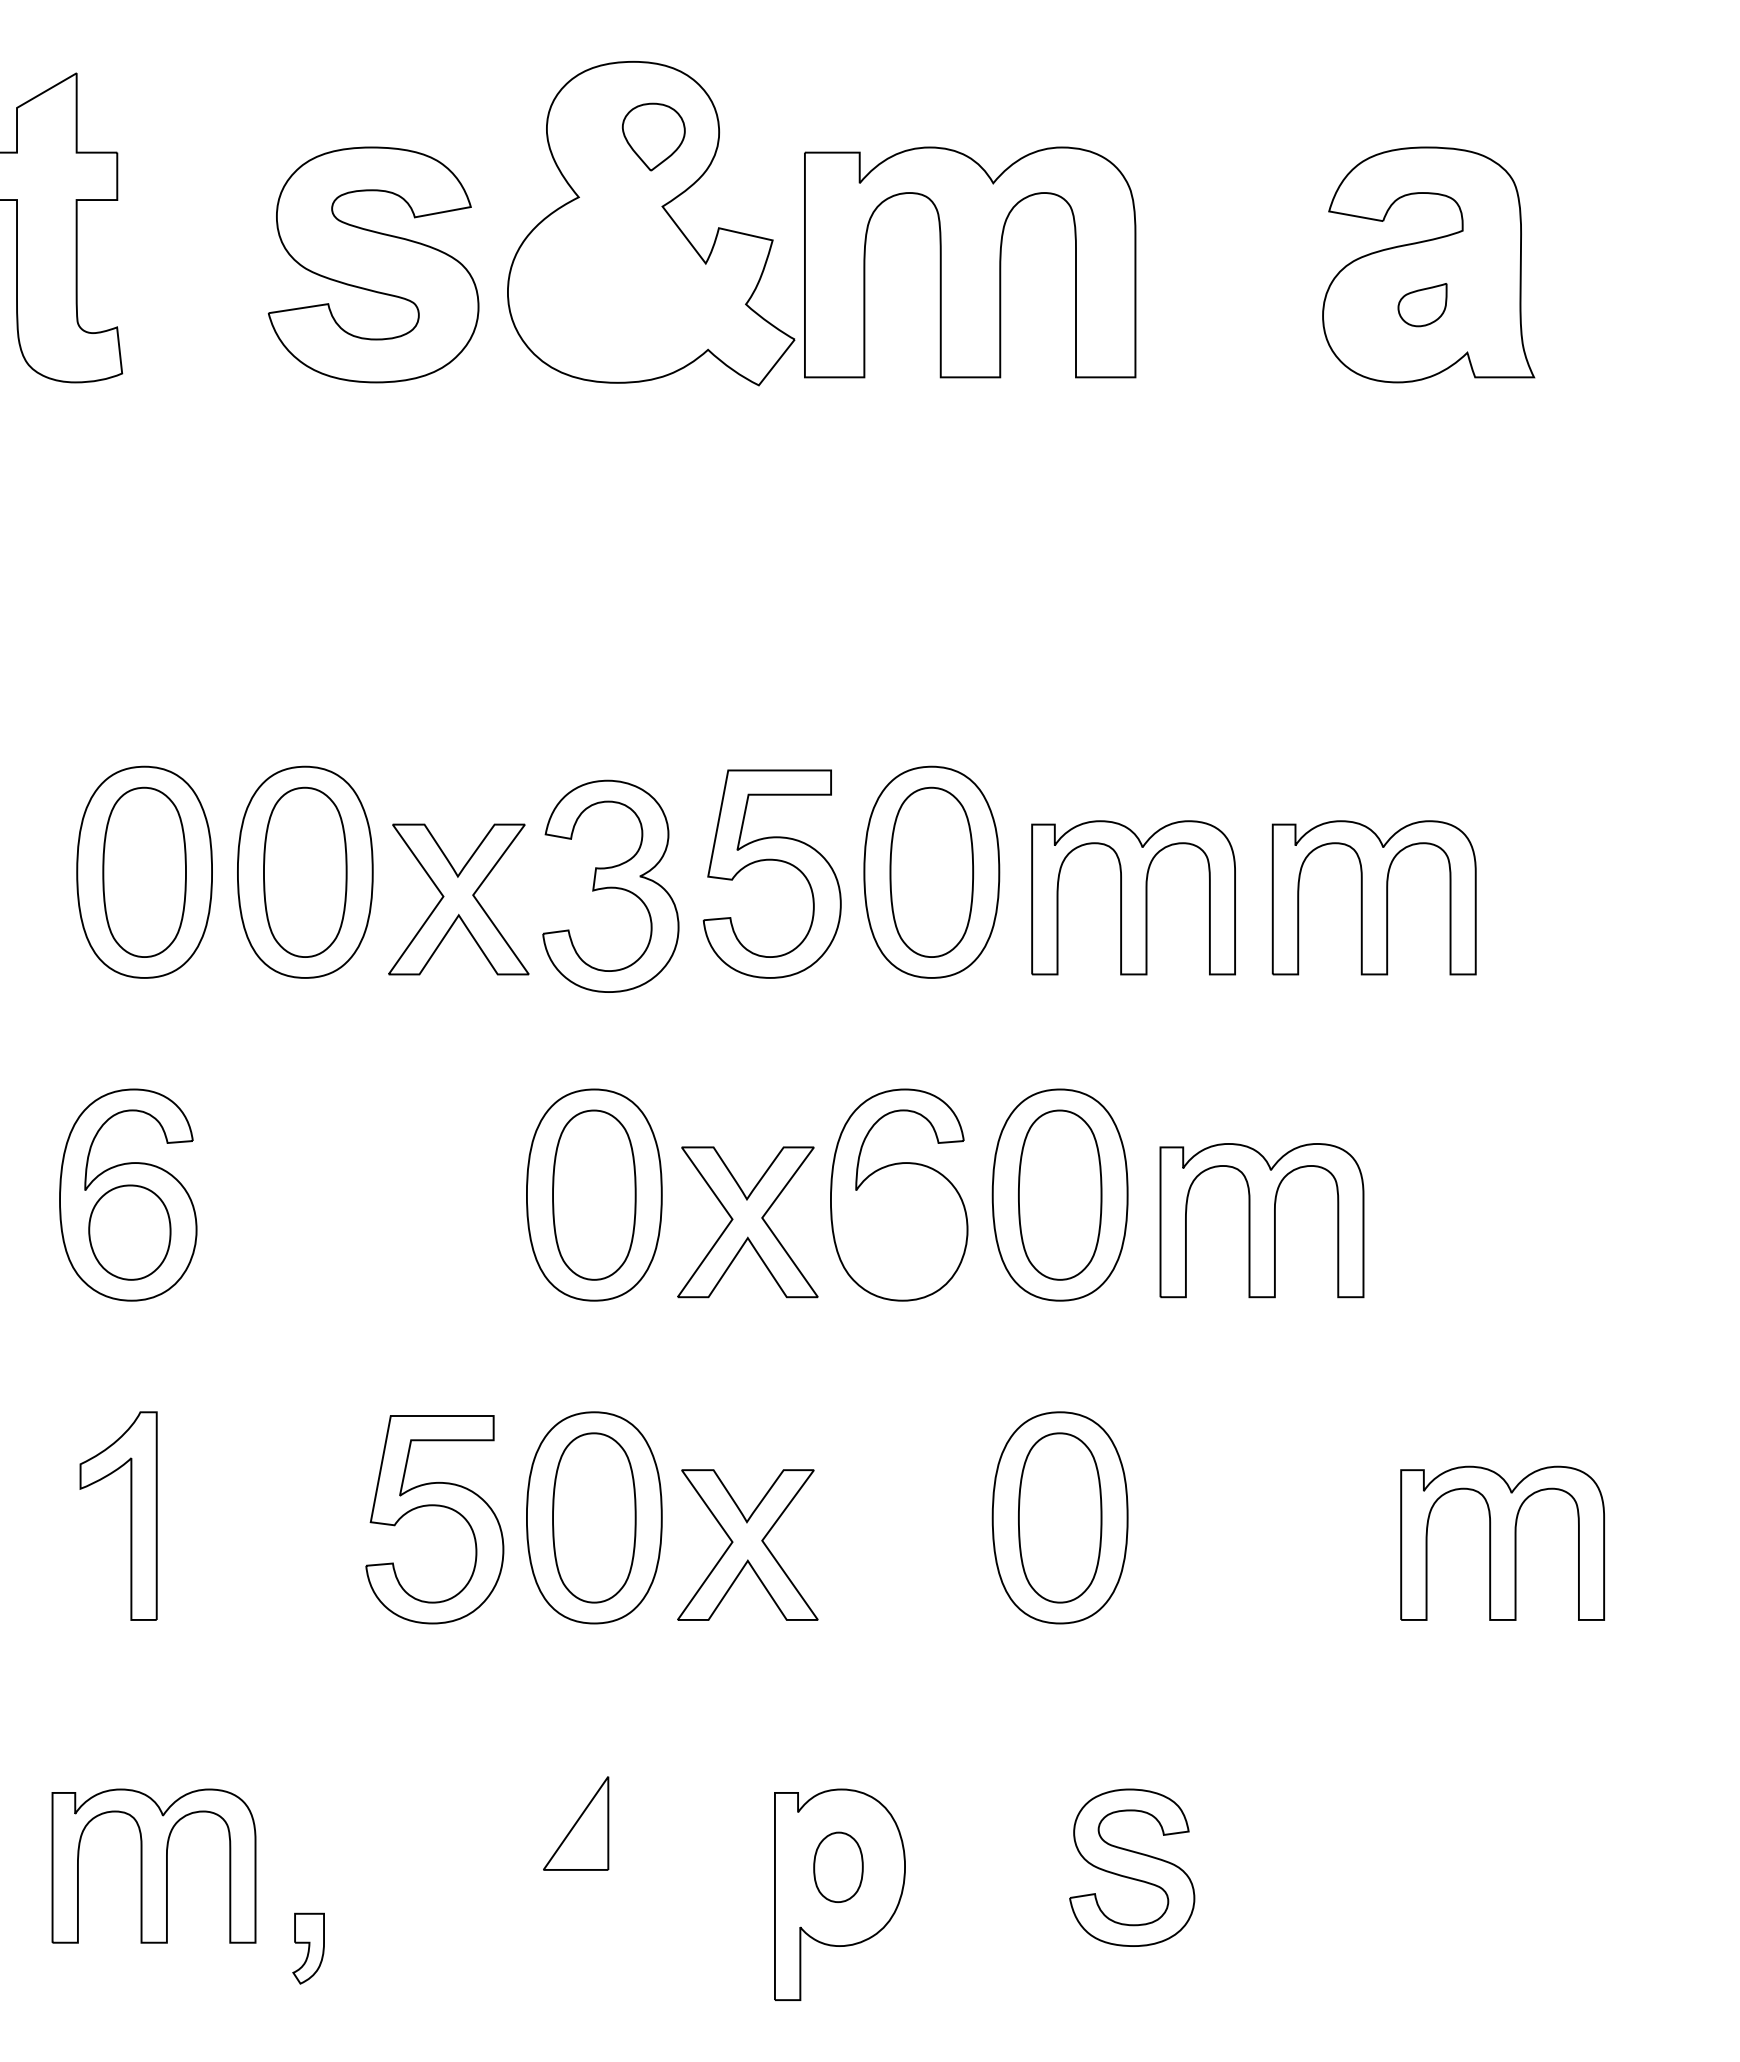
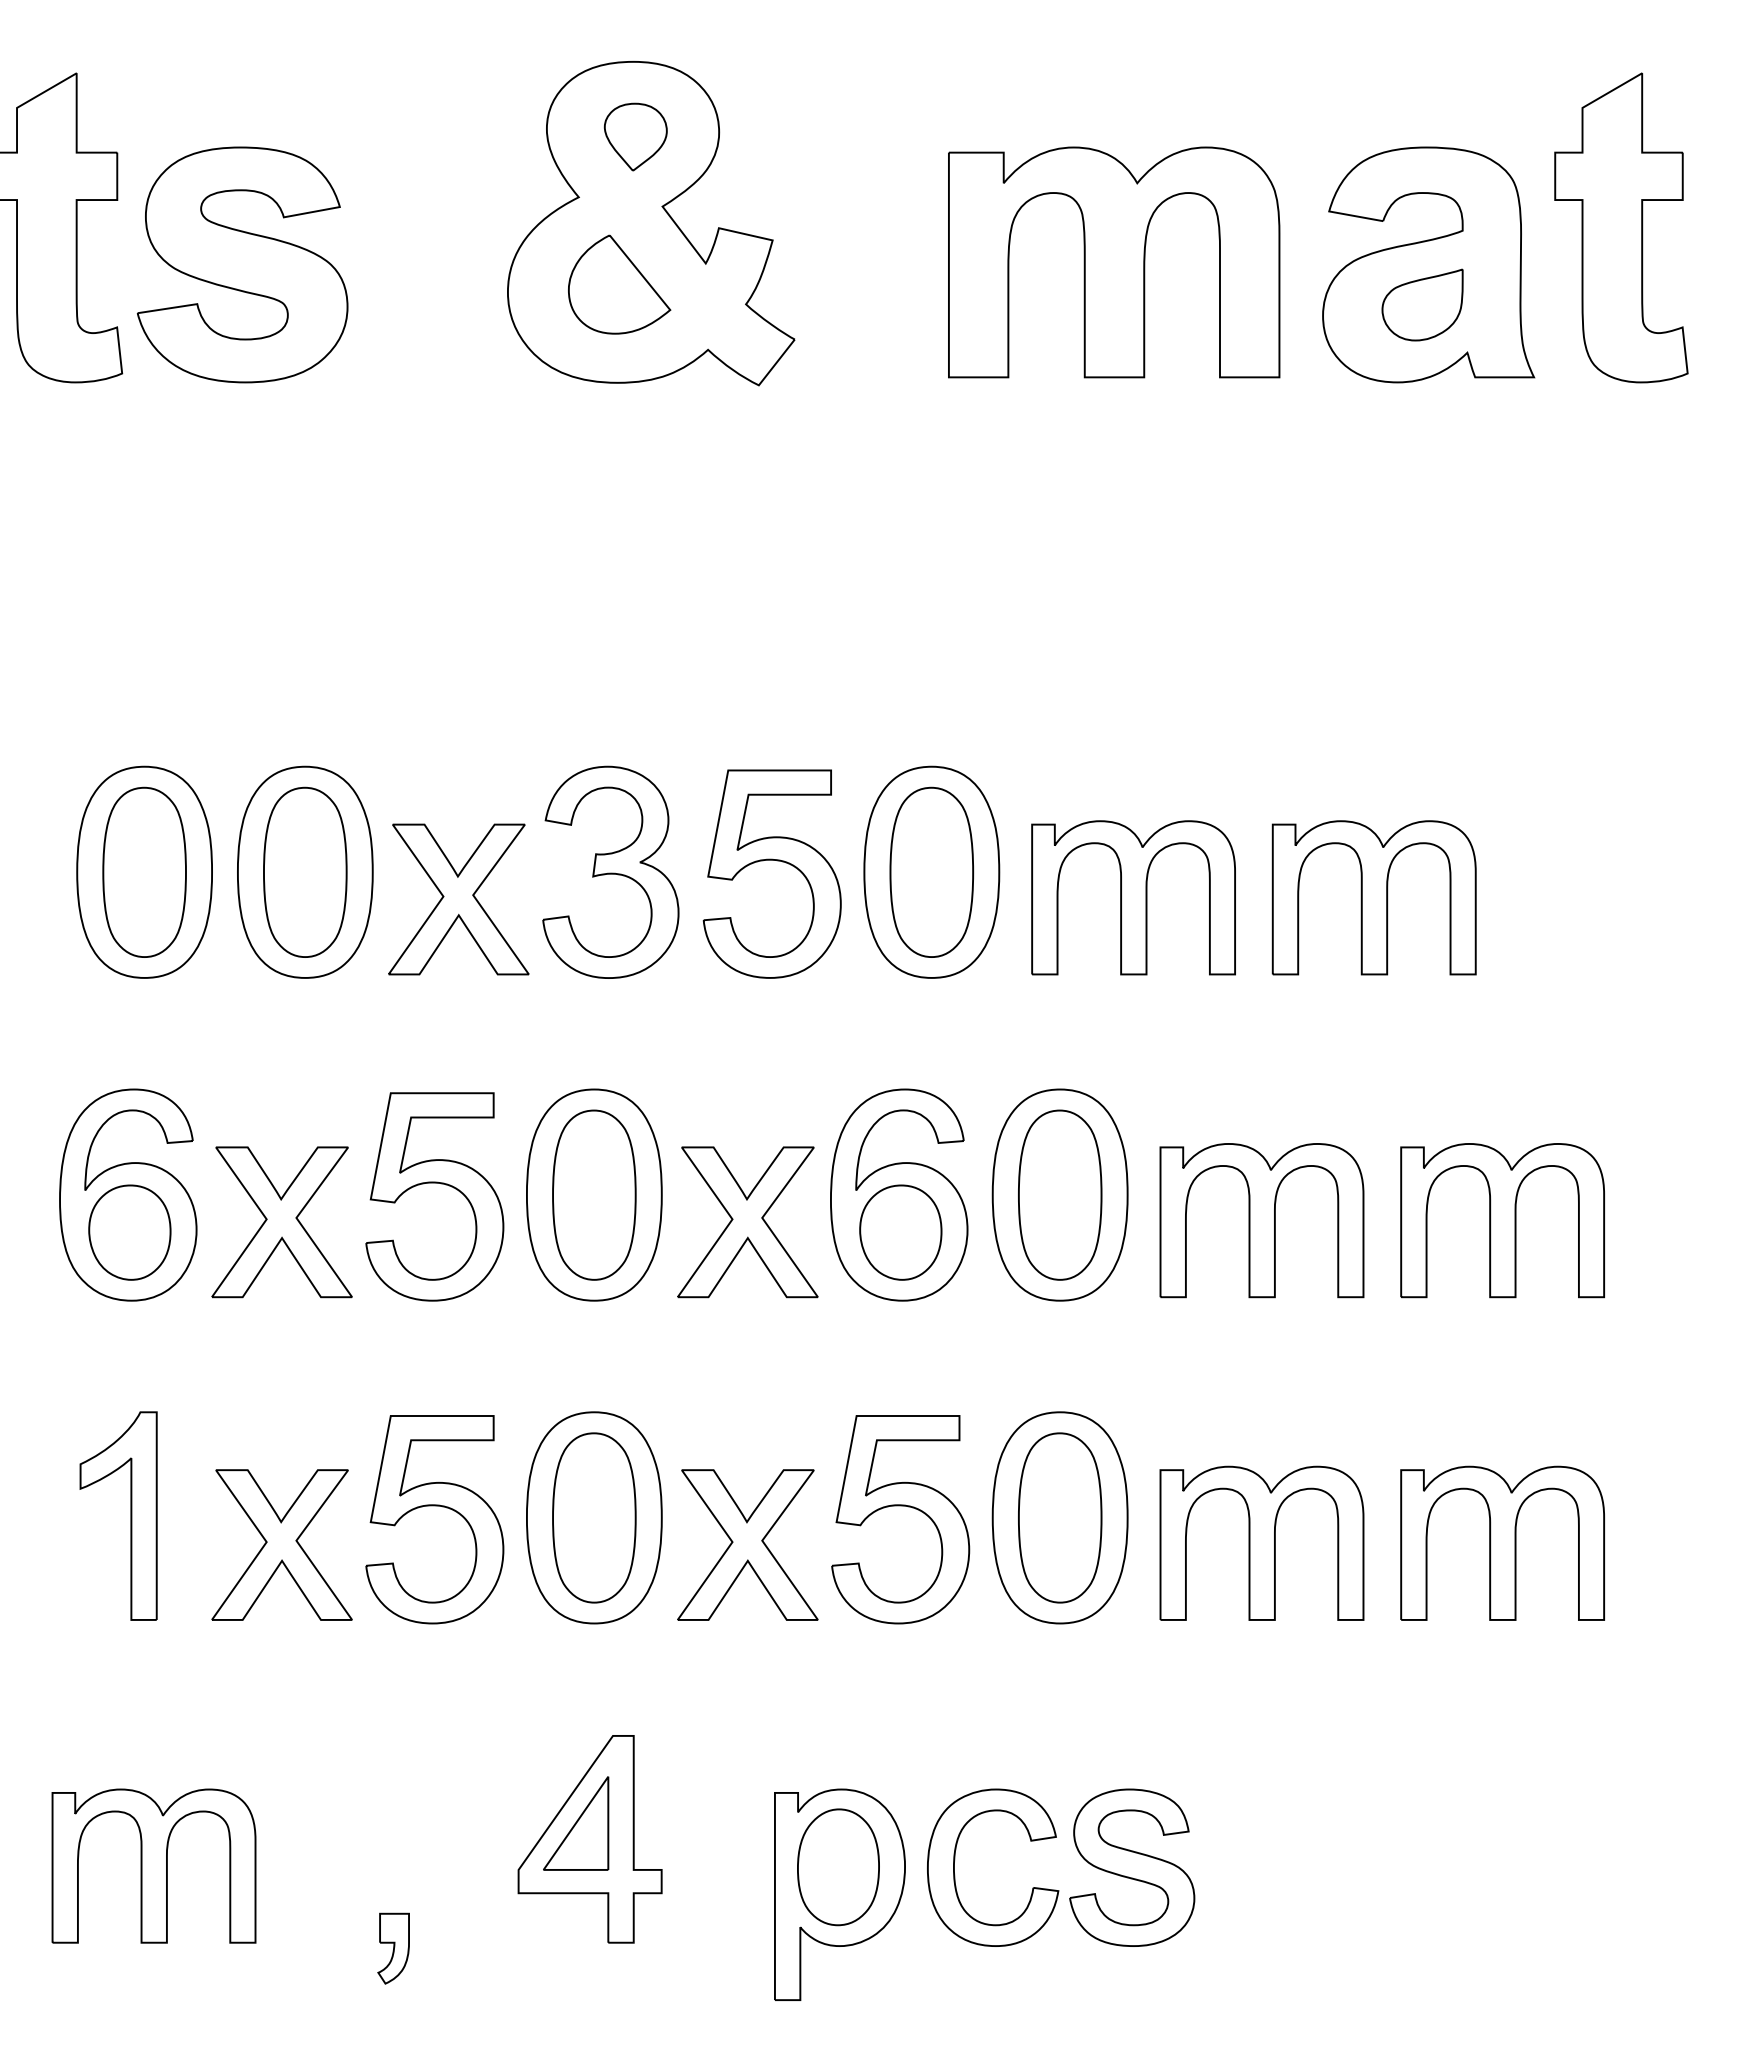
part position: (653, 136) -> (635, 136) (635, 136)
part: none -> present (1621, 227)
part position: (970, 262) -> (1114, 262) (1114, 262)
part position: (373, 264) -> (242, 264) (242, 264)
part: none -> present (619, 284)
part size: 51x45 px -> 83x74 px (1422, 304)
part position: (610, 885) -> (610, 871) (610, 871)
part: none -> present (434, 1183)
part: none -> present (1502, 1220)
part: none -> present (281, 1222)
part: none -> present (900, 1232)
part: none -> present (900, 1506)
part: none -> present (1261, 1542)
part: none -> present (281, 1544)
part: none -> present (589, 1839)
part: none -> present (955, 1860)
part size: 51x72 px -> 83x119 px (838, 1867)
part position: (308, 1948) -> (393, 1948) (393, 1948)
